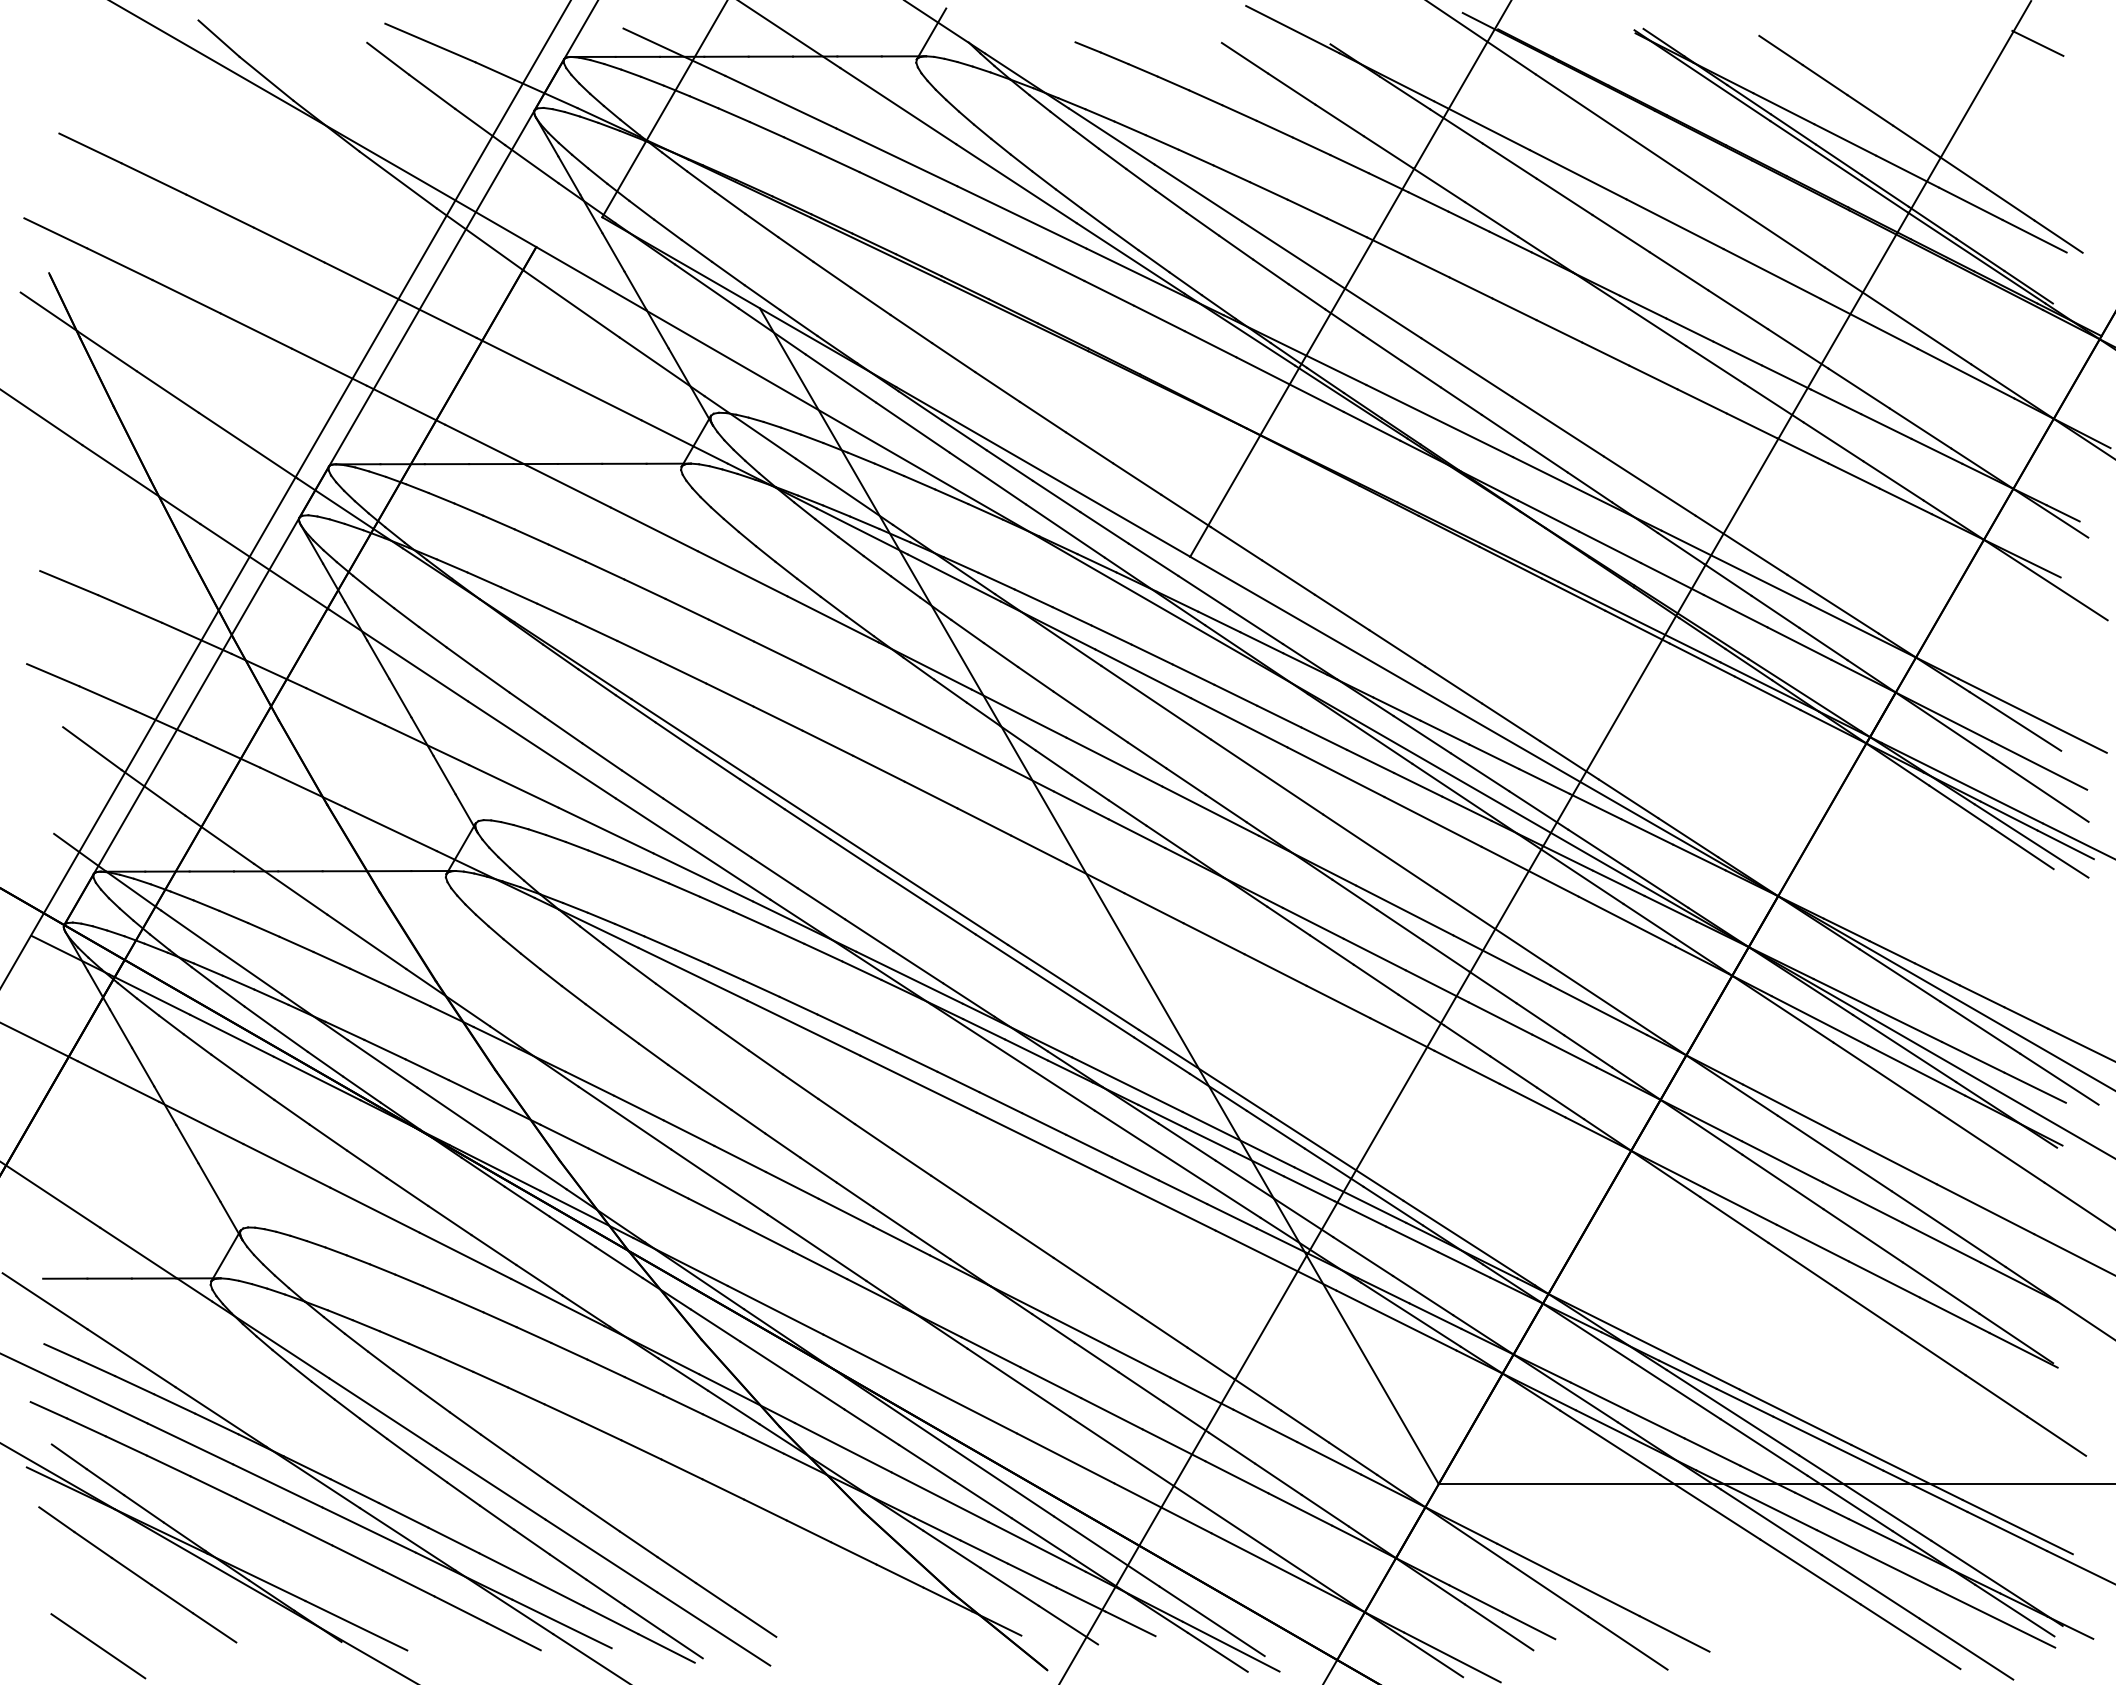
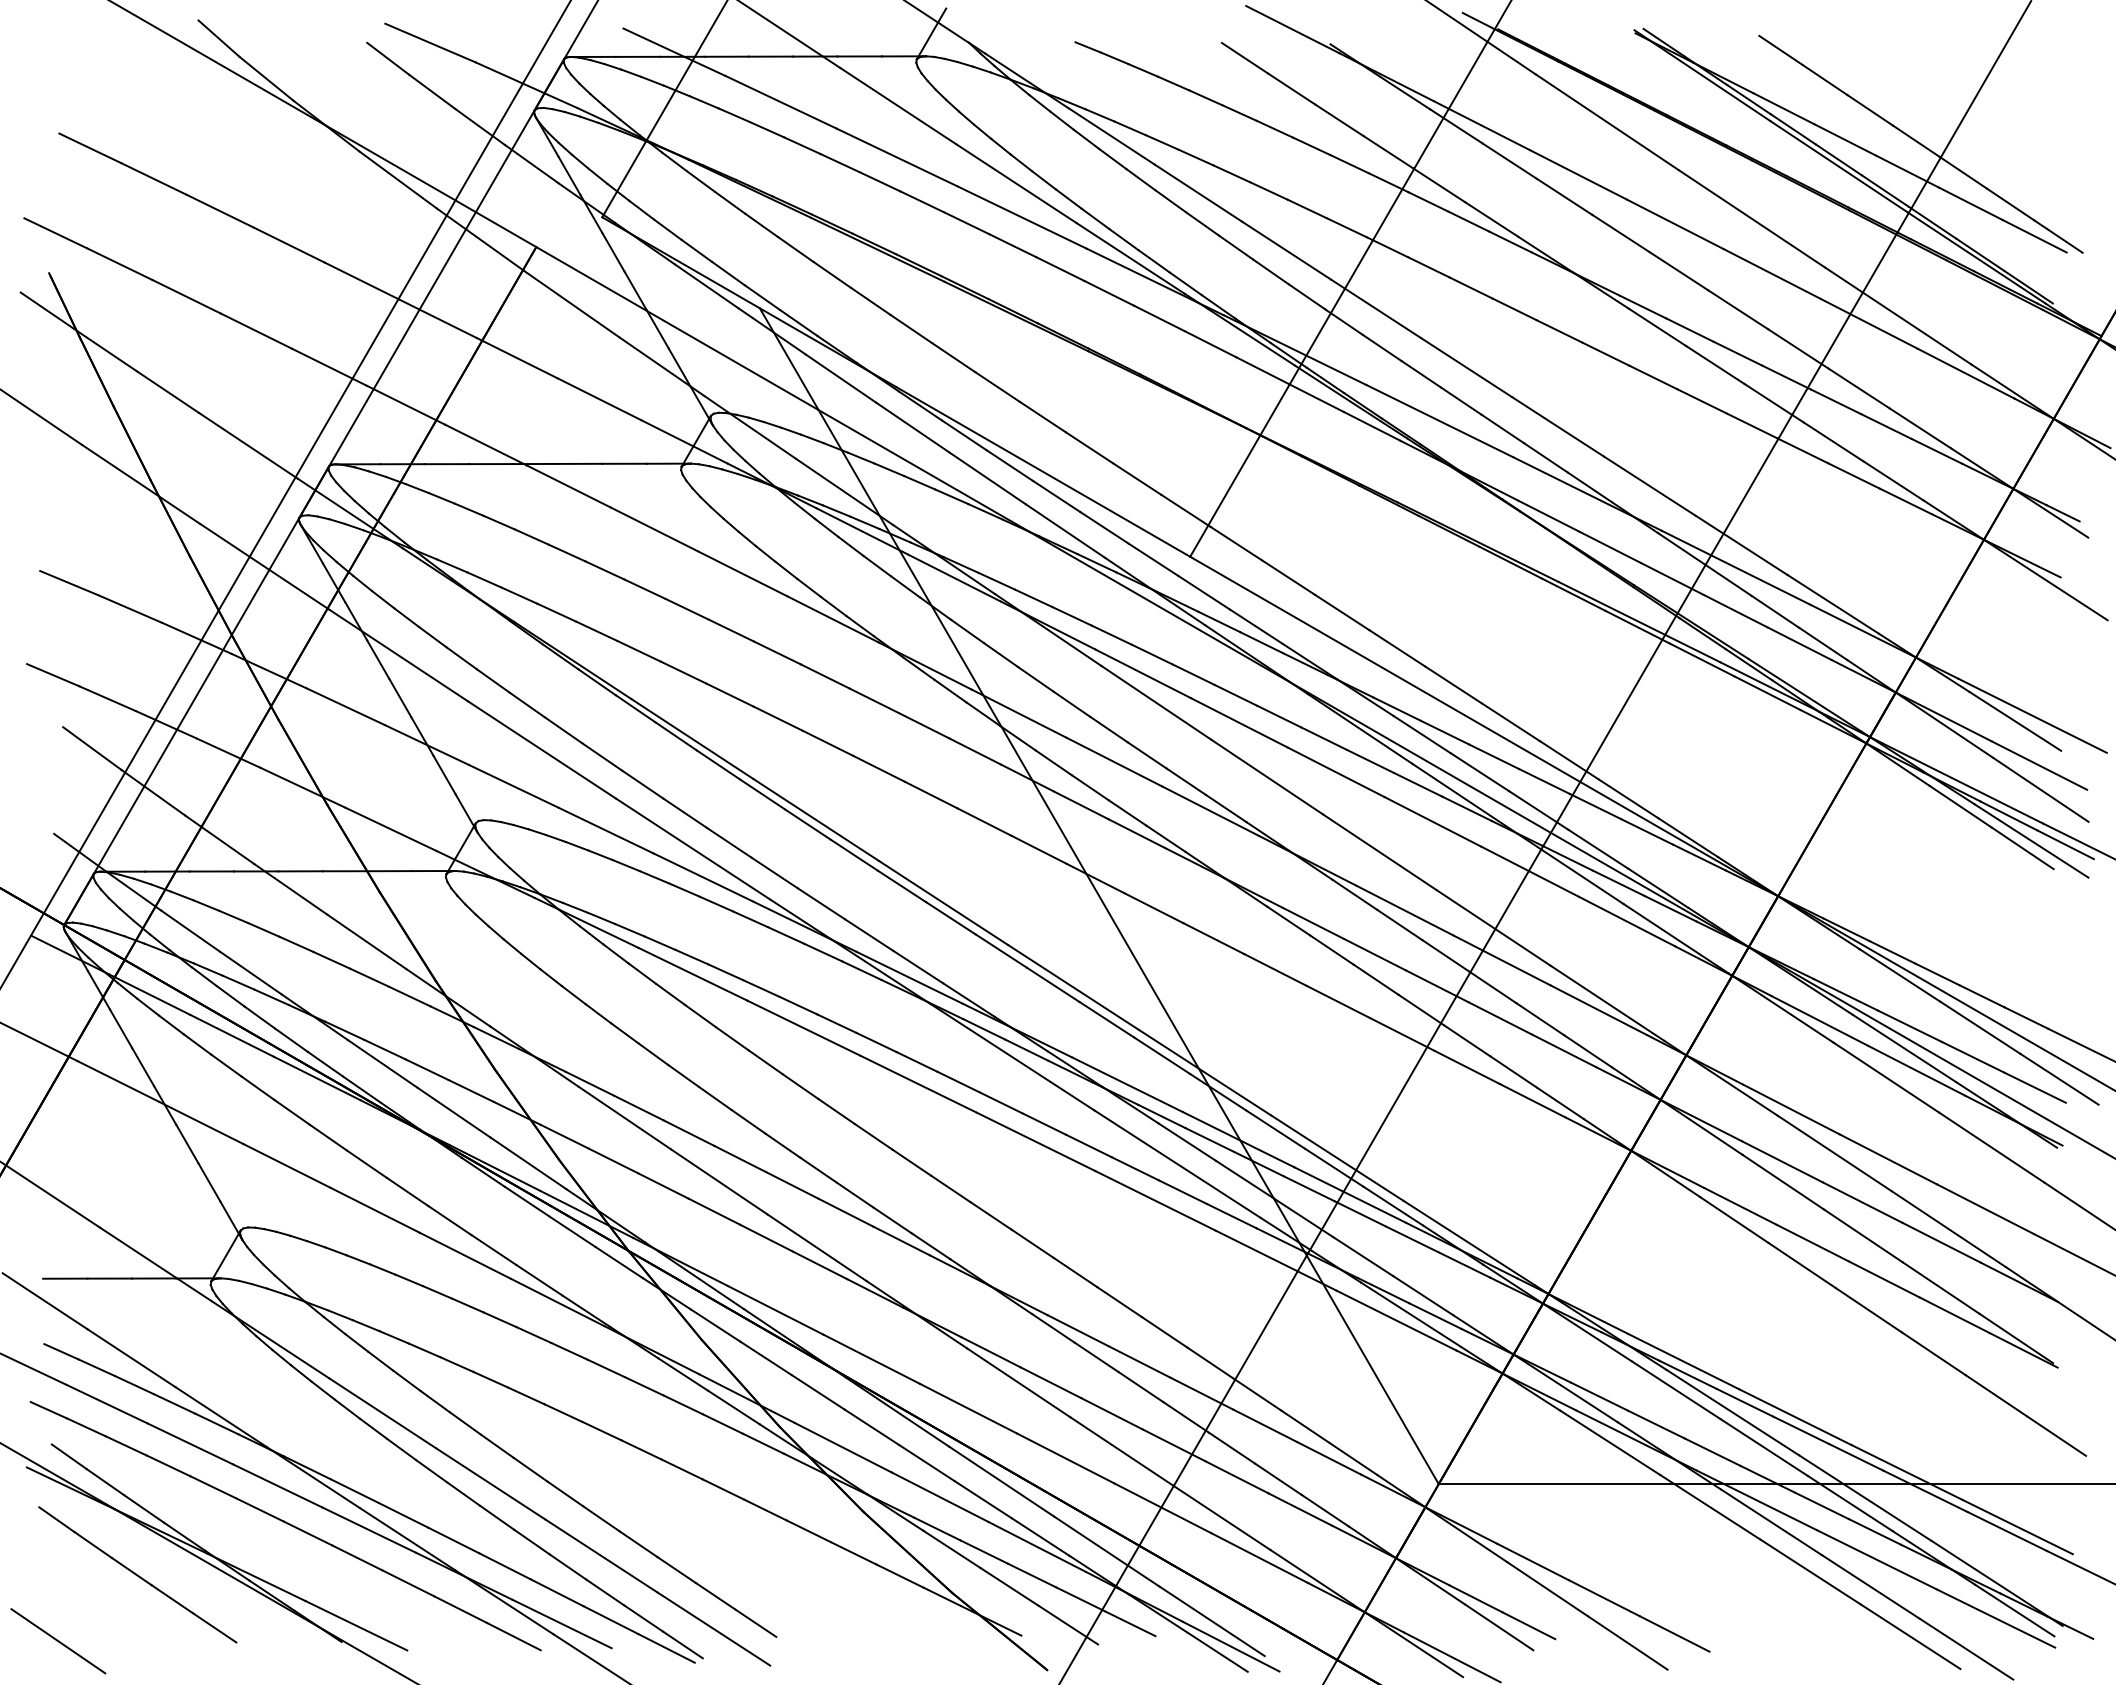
line: present -> none (2037, 42)
line position: (98, 1646) -> (58, 1641) (58, 1641)
